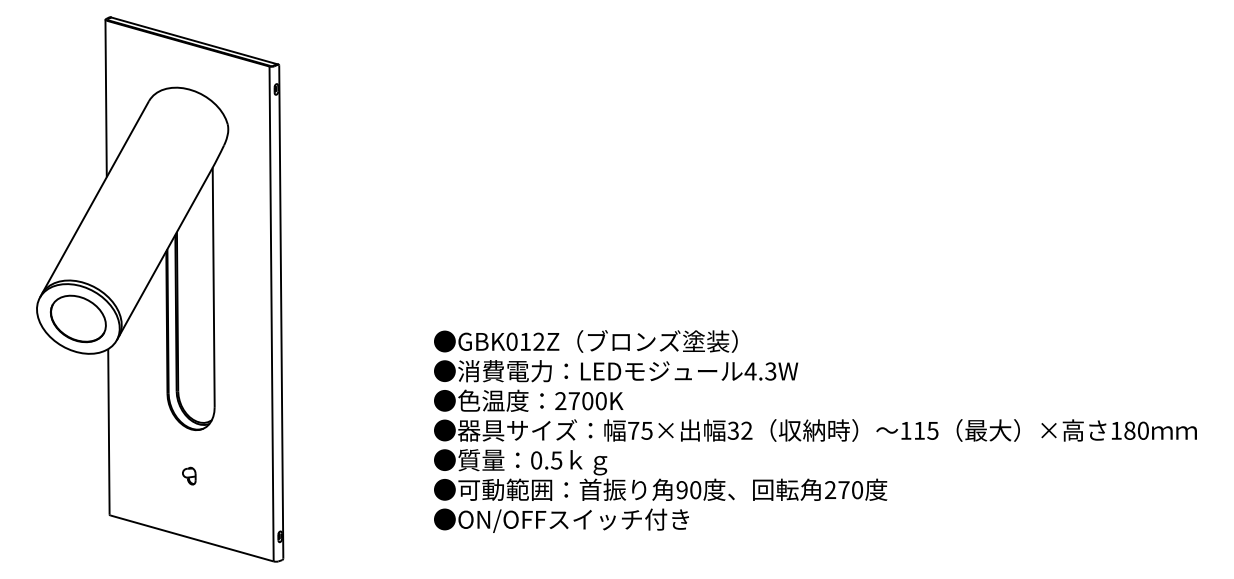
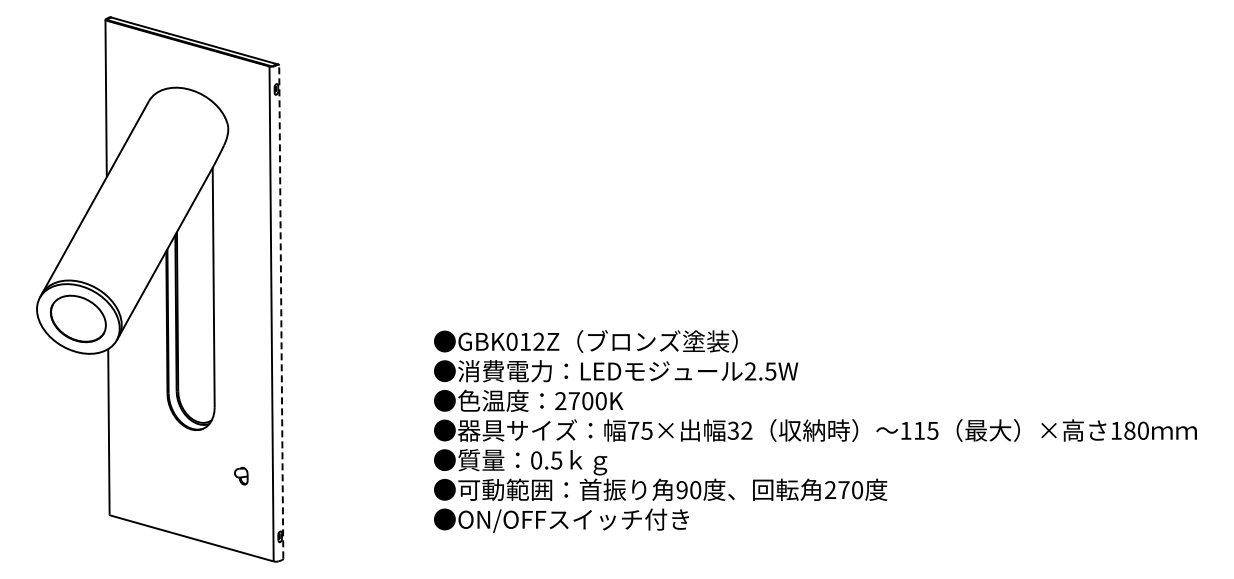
line: solid -> dashed (281, 311)
text: 4.3W -> 2.5W (760, 371)
part position: (189, 475) -> (241, 475) (241, 475)
